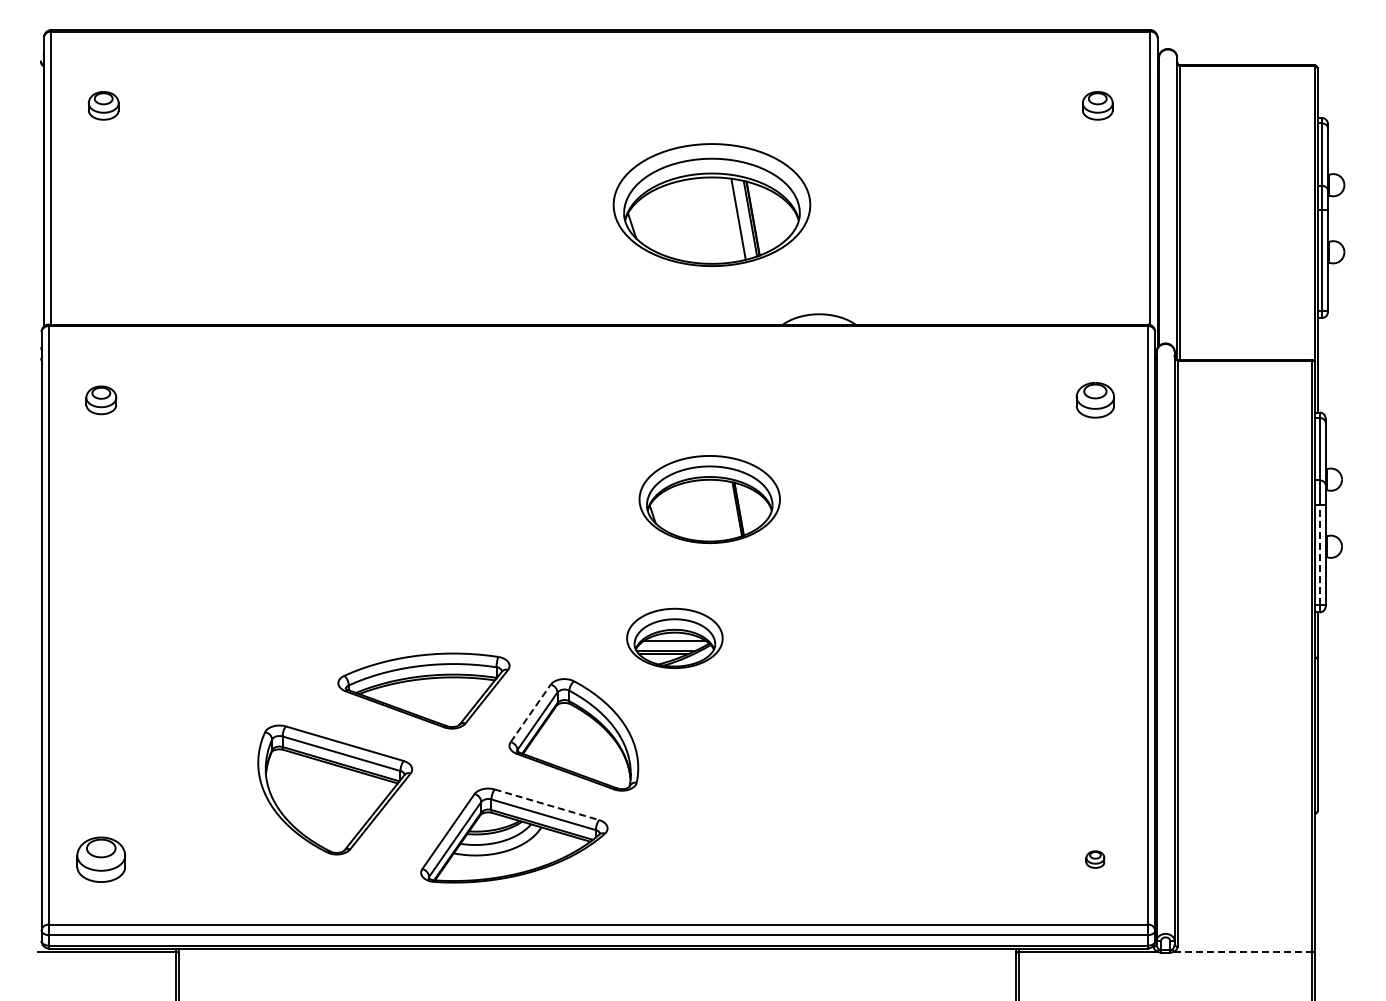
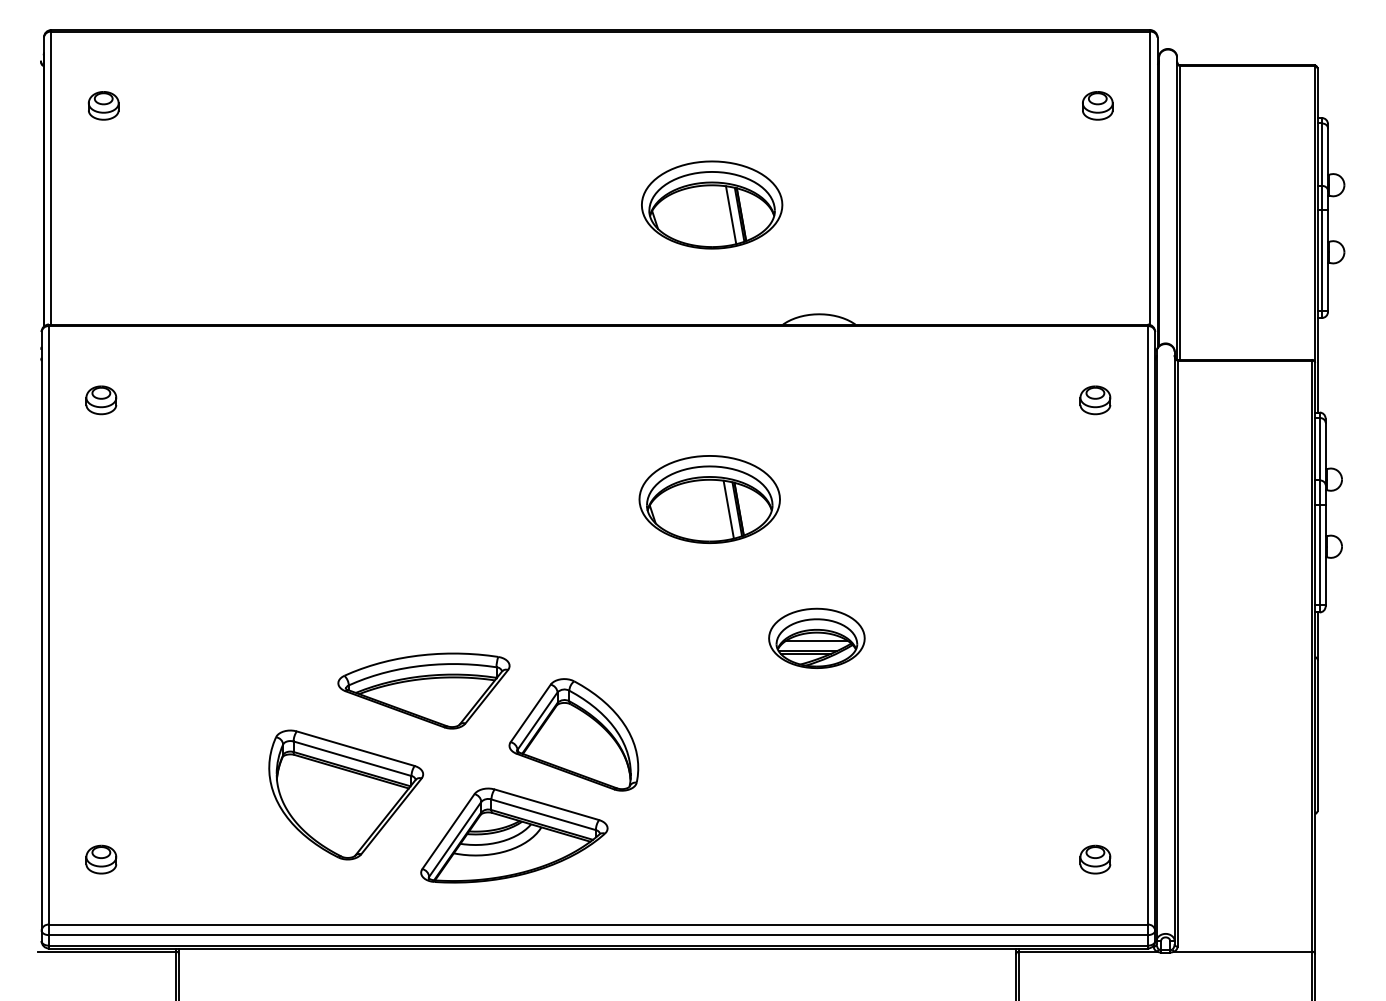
part size: 200x124 px -> 143x90 px (712, 204)
part size: 40x37 px -> 33x31 px (1095, 400)
line: none -> present (728, 509)
line: dashed -> solid (1319, 554)
part position: (674, 637) -> (816, 637) (816, 637)
line: dashed -> solid (531, 713)
part position: (335, 789) -> (346, 794) (346, 794)
line: dashed -> solid (547, 804)
part size: 51x47 px -> 33x31 px (101, 859)
part size: 21x19 px -> 33x31 px (1095, 859)
line: dashed -> solid (1243, 951)
